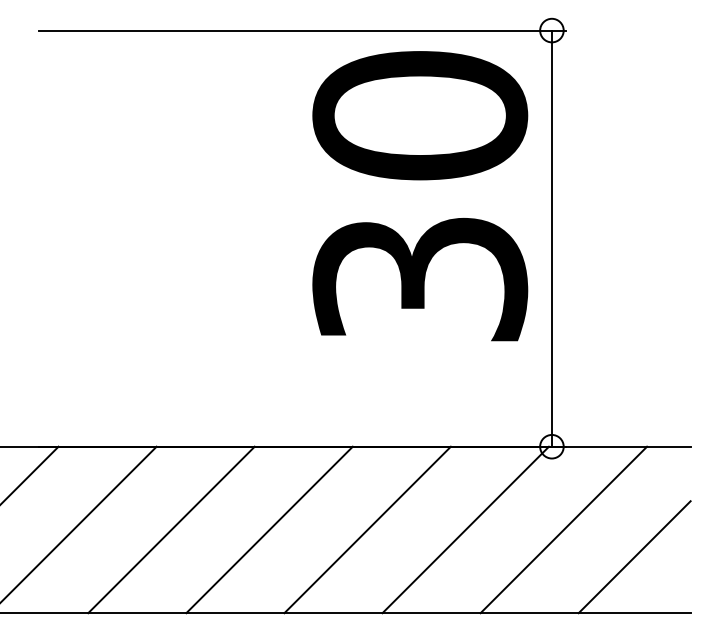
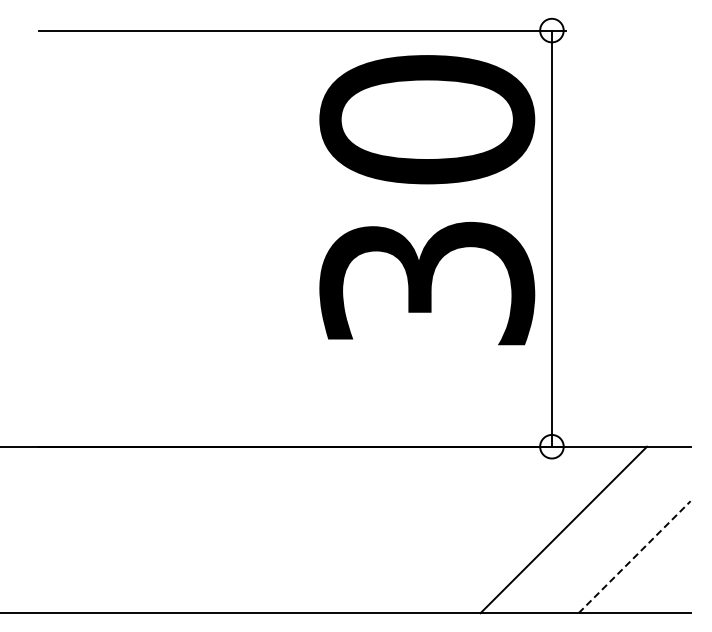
text position: (420, 196) -> (427, 200) (427, 200)
line: present -> none (30, 474)
line: present -> none (79, 523)
line: present -> none (171, 529)
line: present -> none (269, 529)
line: present -> none (367, 529)
line: present -> none (465, 529)
line: solid -> dashed (635, 556)
